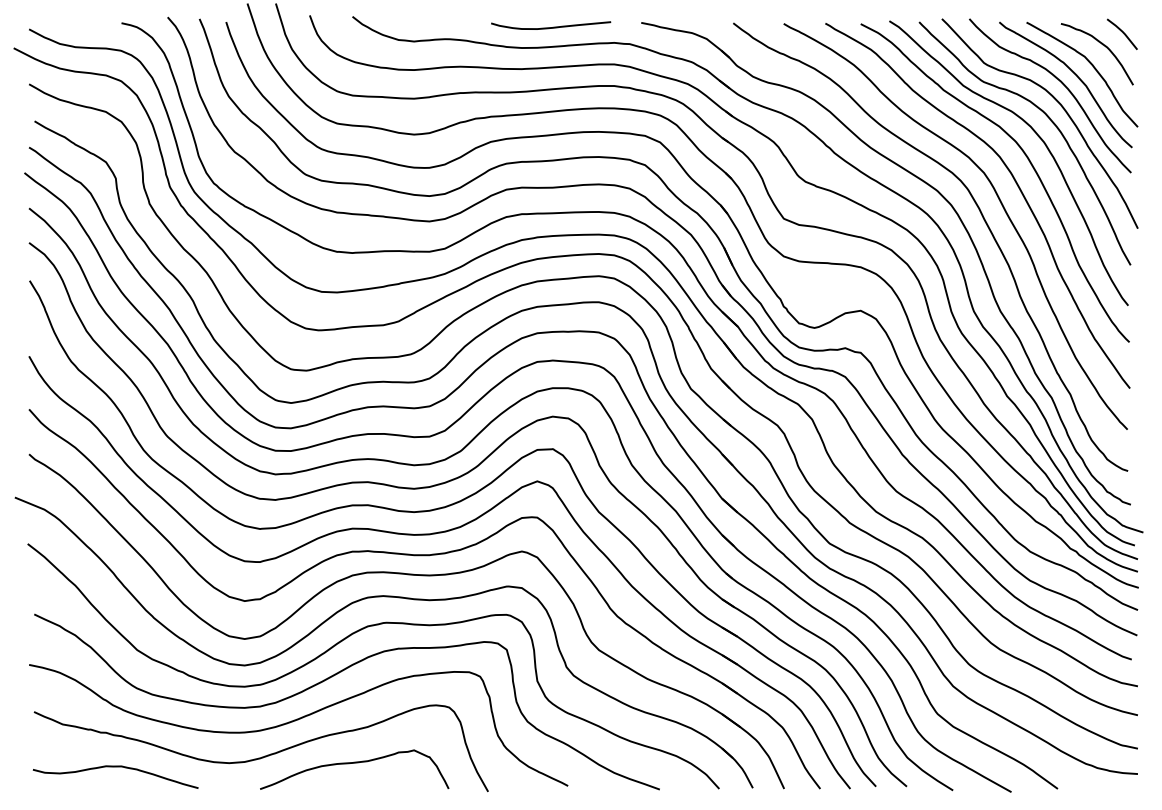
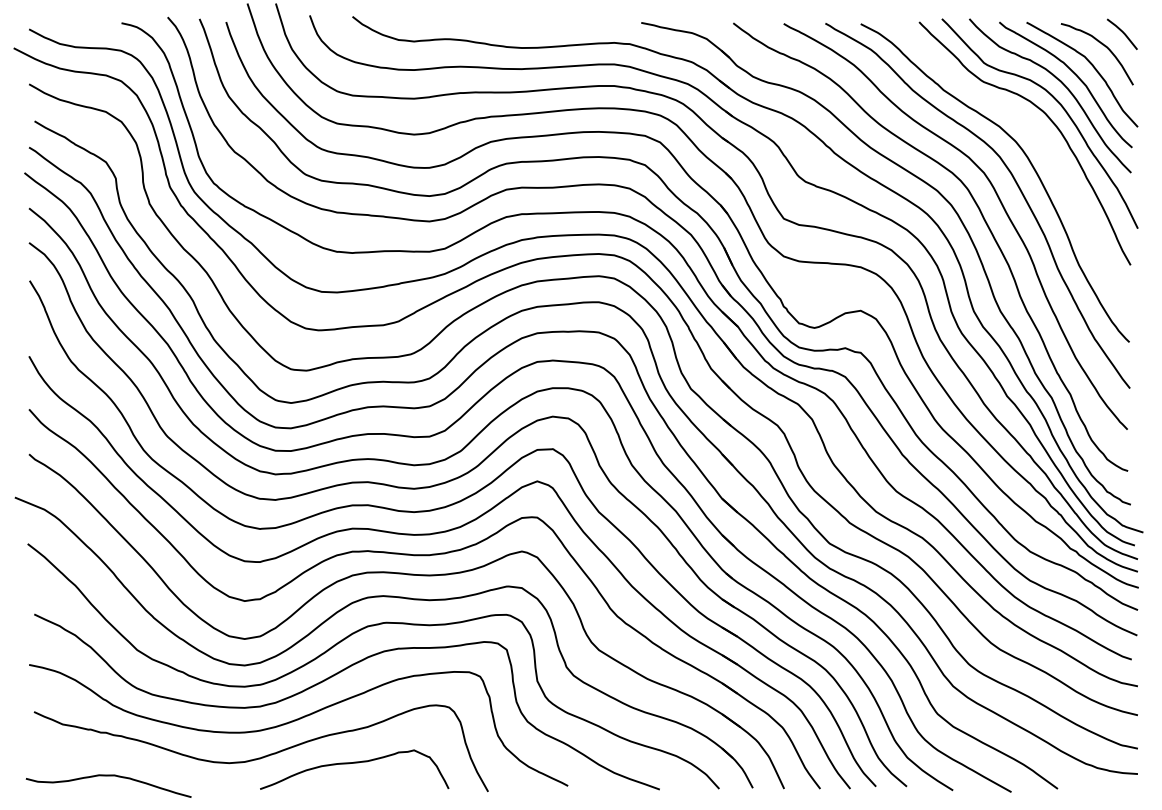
curve: present -> none (551, 27)
curve: present -> none (1037, 136)
curve position: (115, 767) -> (108, 776) (108, 776)
